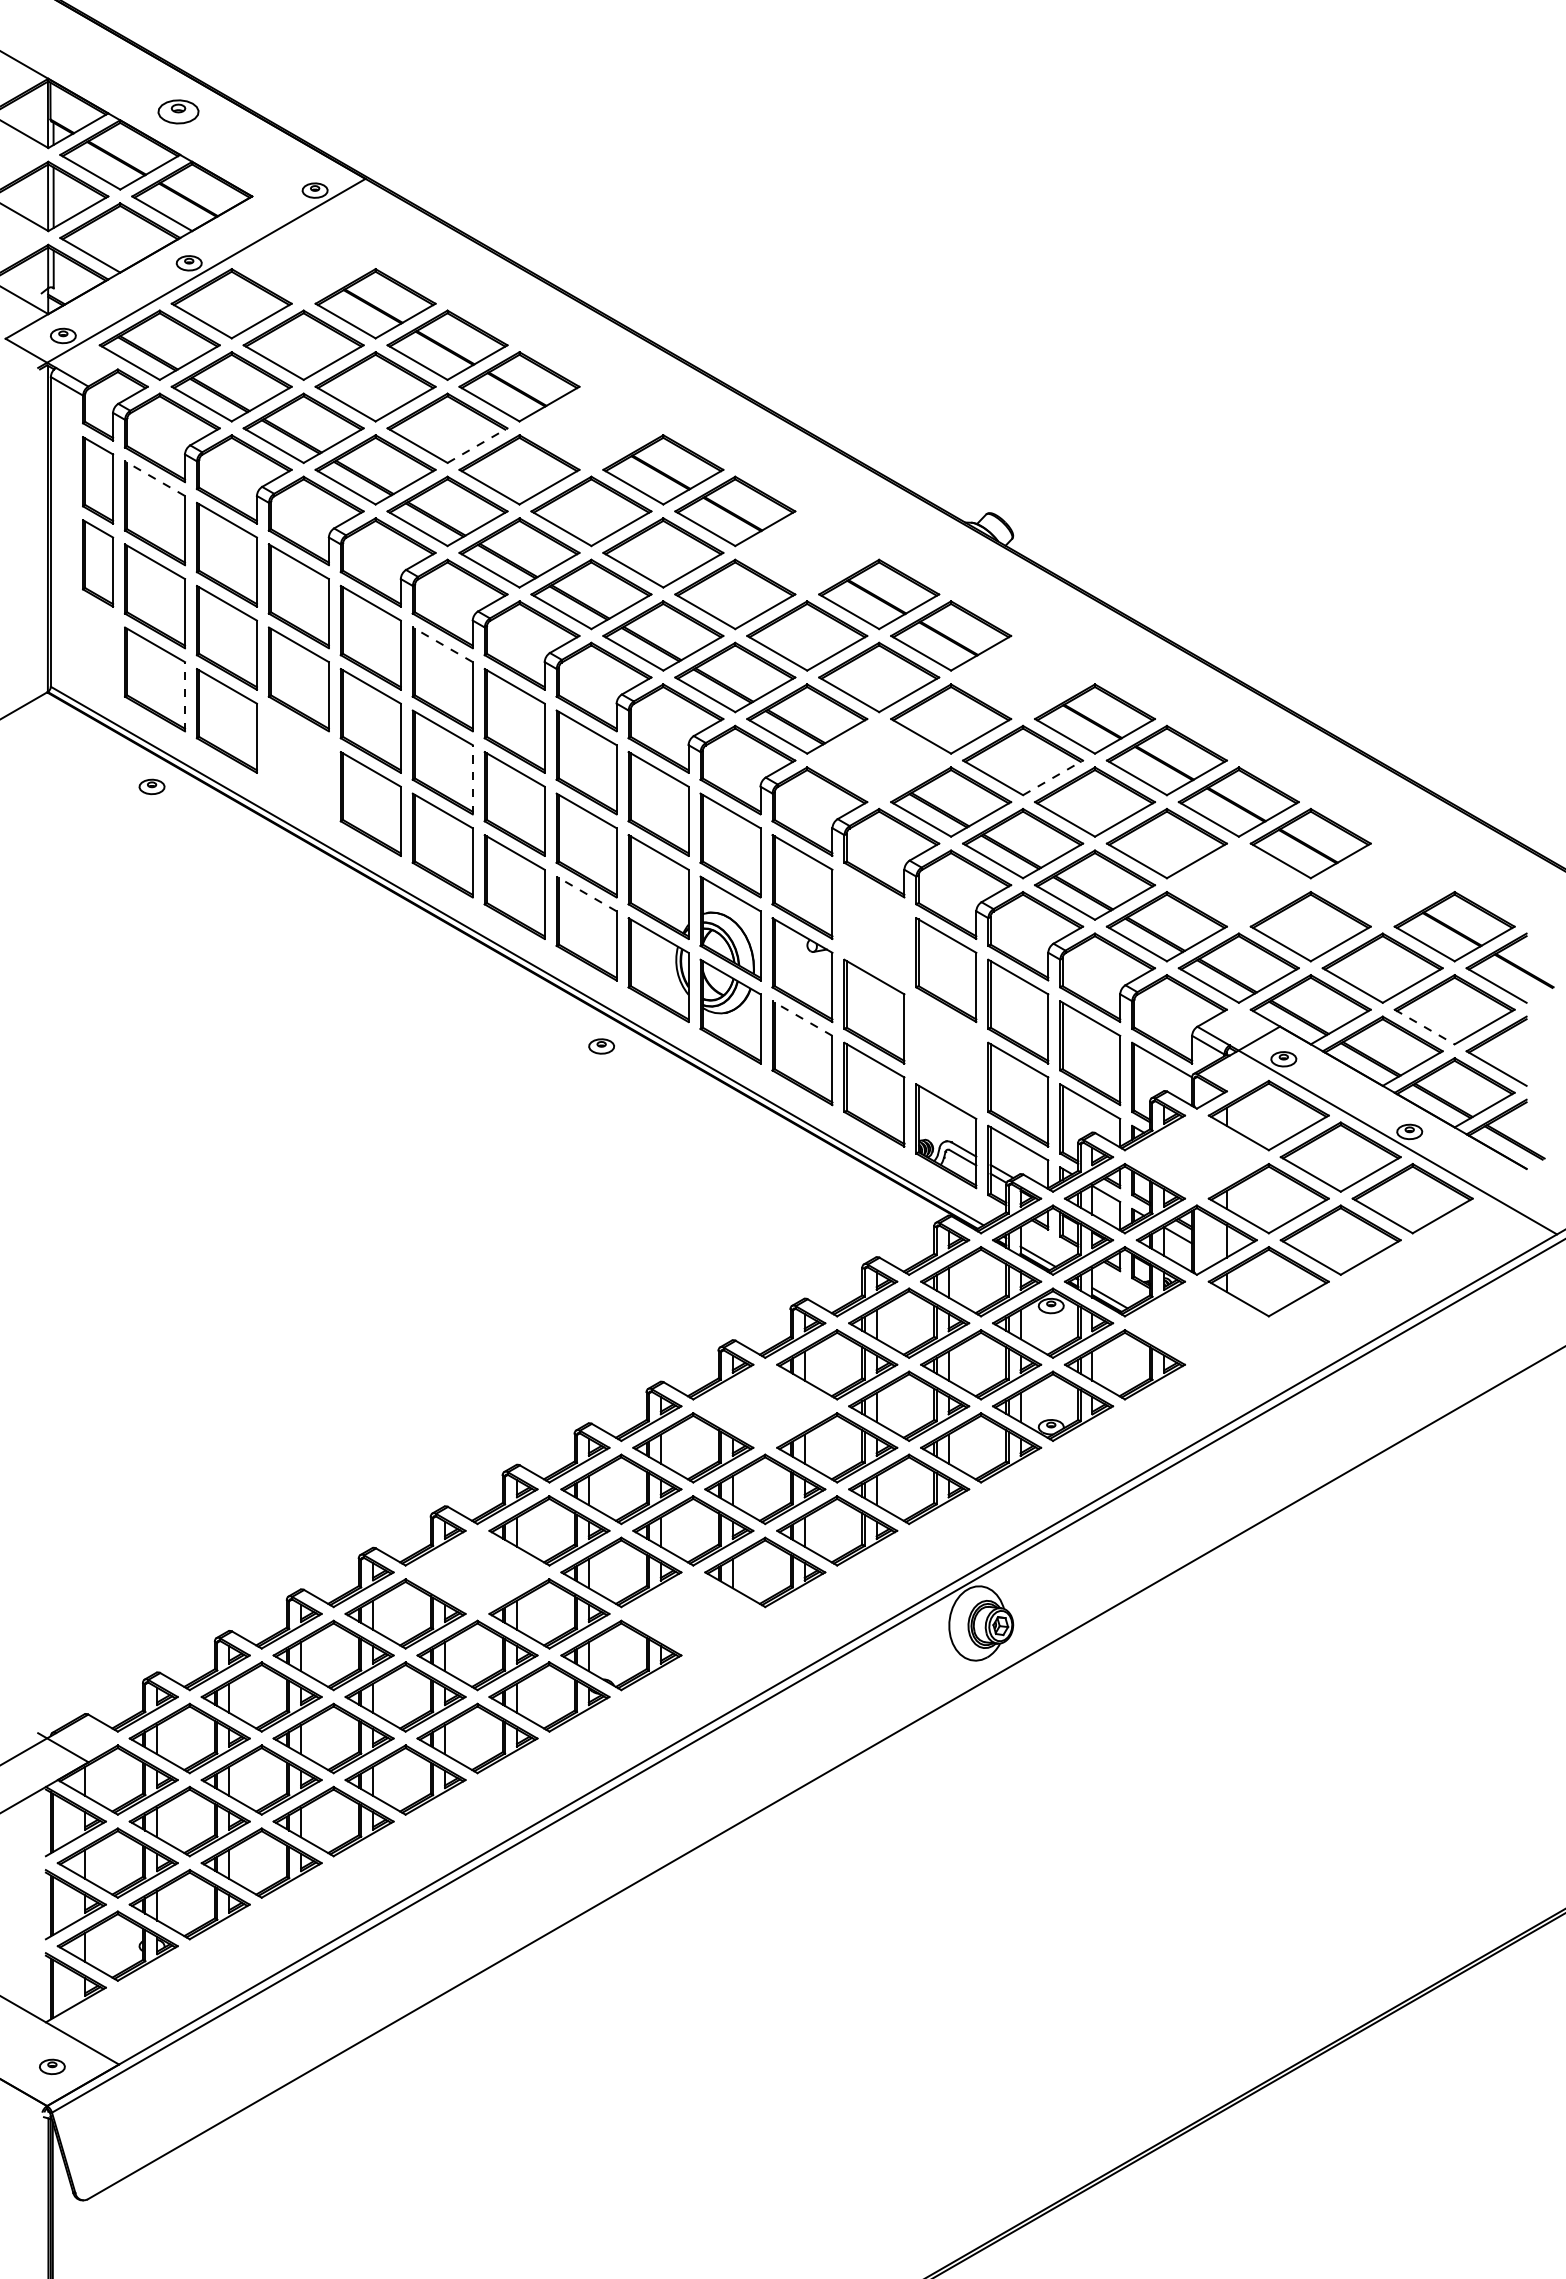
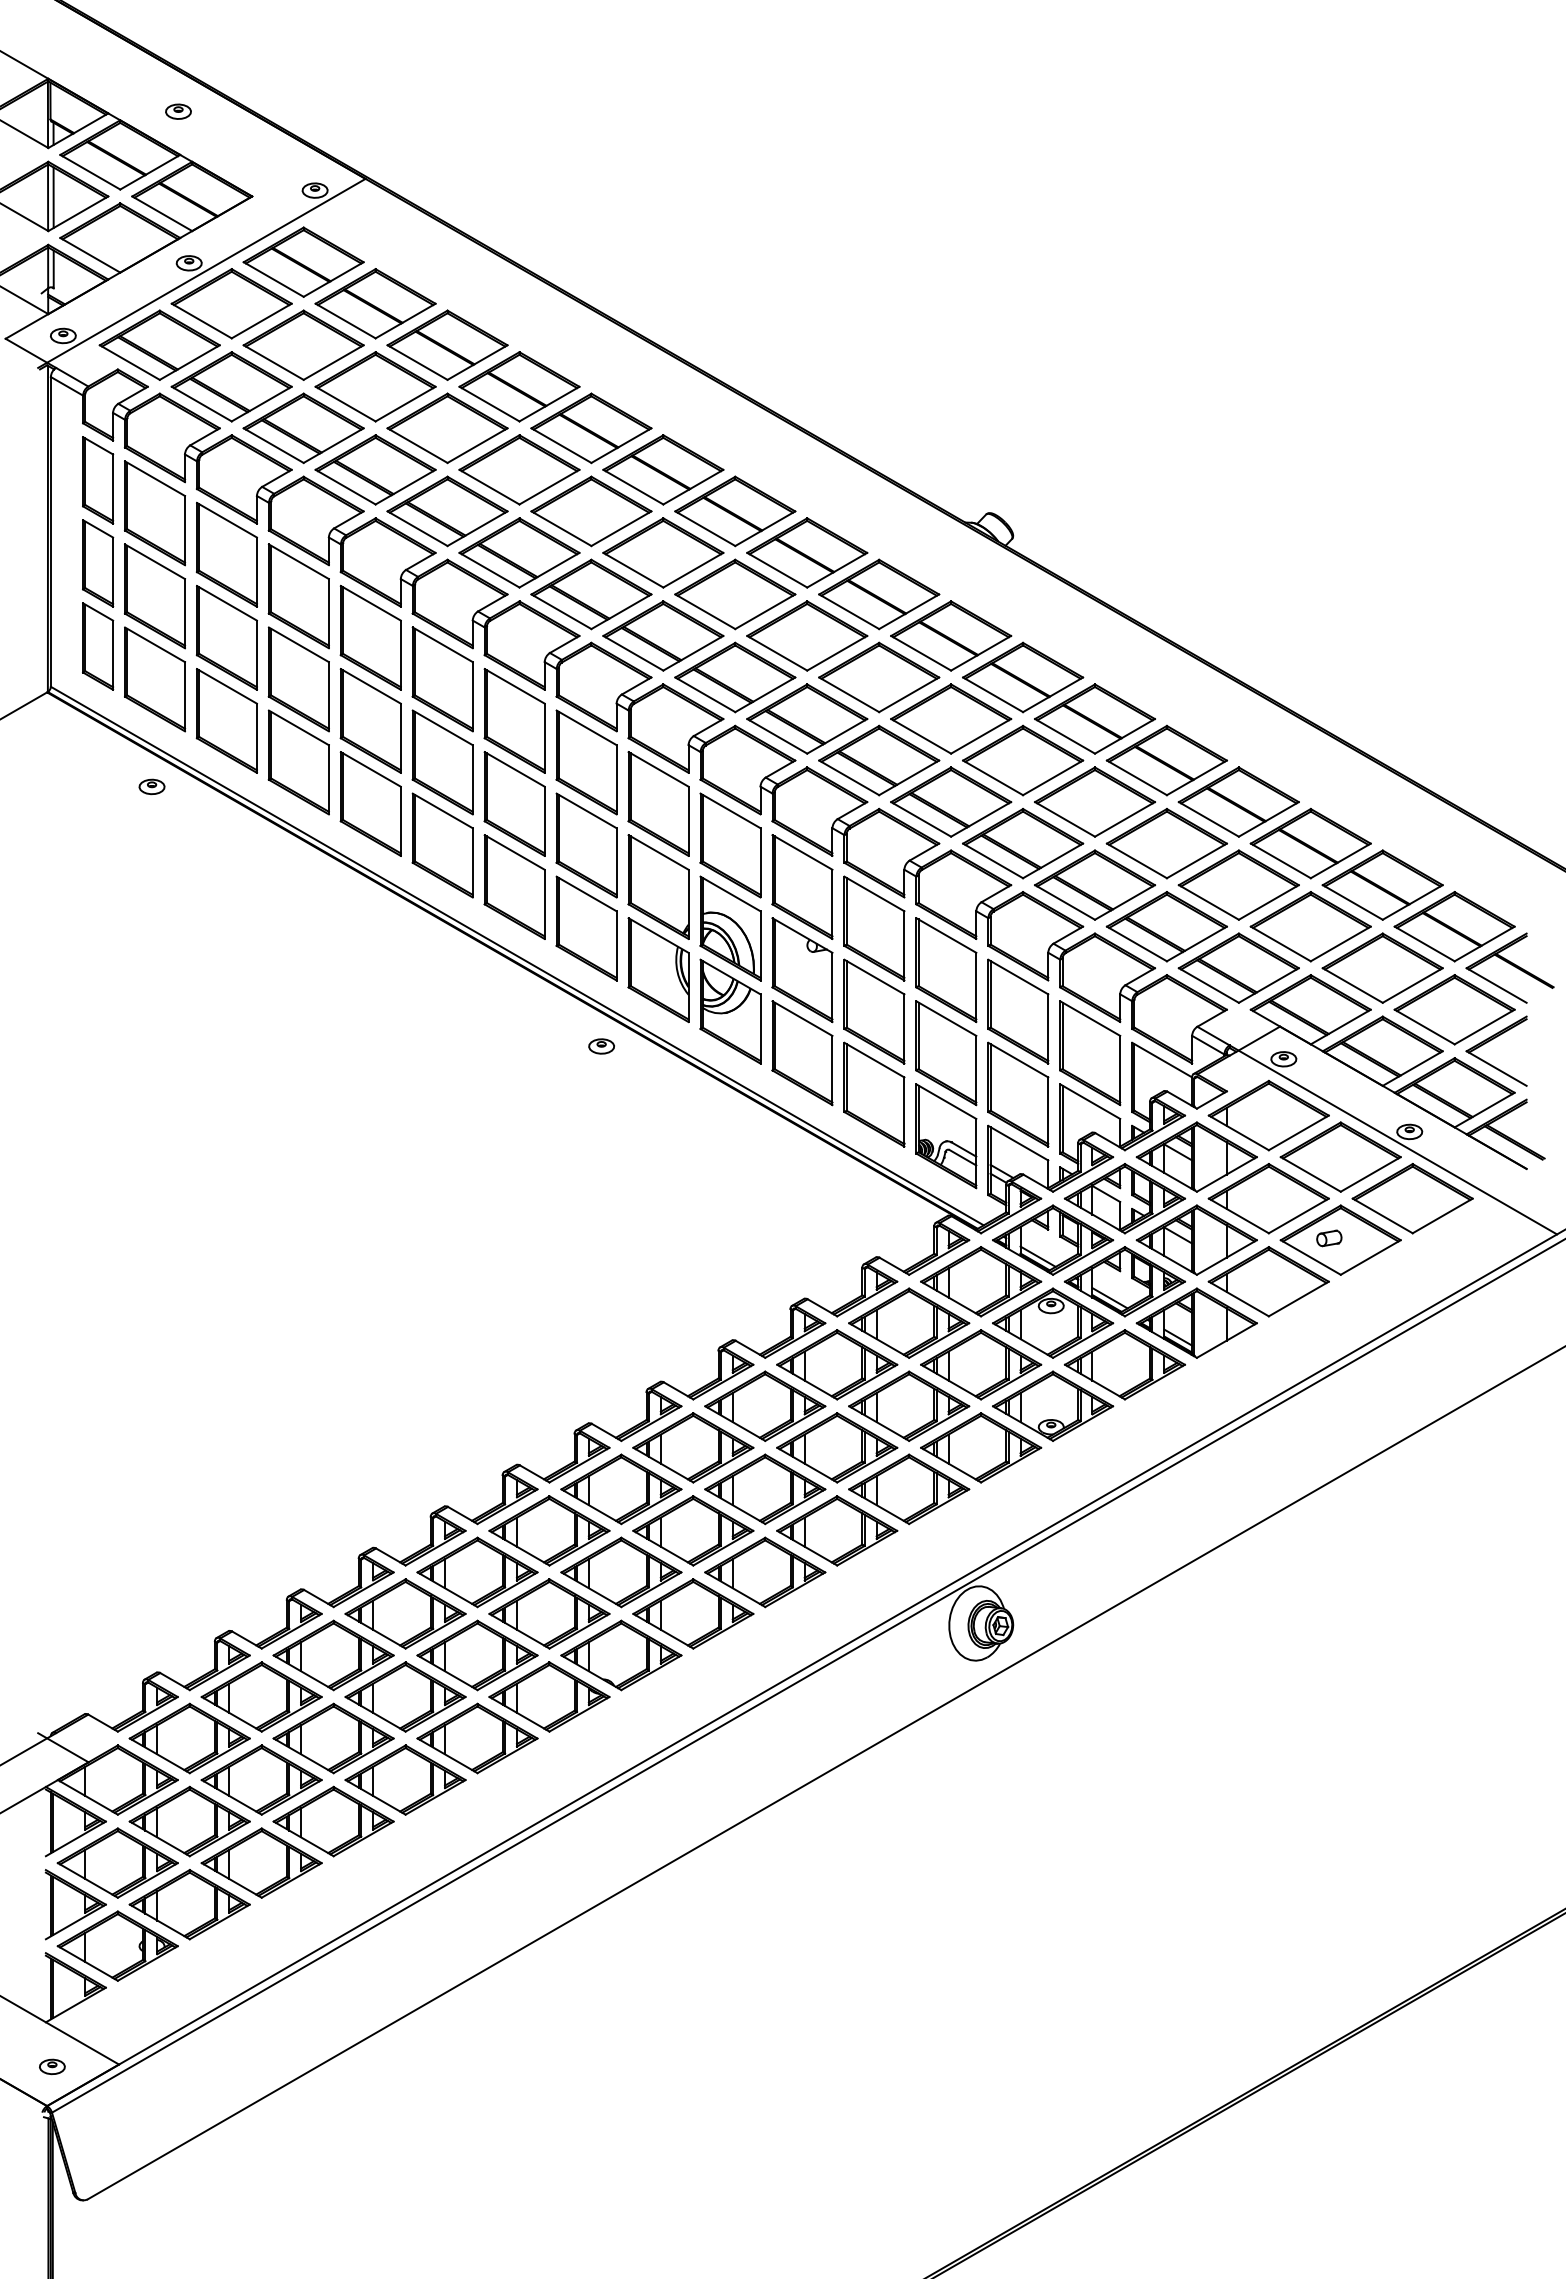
part size: 43x26 px -> 27x17 px (178, 111)
part: none -> present (303, 261)
part: none -> present (591, 428)
line: dashed -> solid (477, 445)
line: dashed -> solid (155, 478)
part: none -> present (807, 552)
line: dashed -> solid (442, 644)
part: none -> present (98, 646)
part: none -> present (1023, 677)
line: dashed -> solid (185, 696)
part: none -> present (879, 760)
part: none -> present (298, 762)
line: dashed -> solid (1053, 777)
line: dashed -> solid (472, 779)
part: none -> present (1238, 884)
part: none -> present (1382, 884)
line: dashed -> solid (586, 894)
part: none -> present (874, 928)
line: dashed -> solid (802, 1018)
line: dashed -> solid (1424, 1027)
part: none -> present (946, 1053)
part: none -> present (1196, 1156)
part: none -> present (1329, 1238)
part: none -> present (1196, 1322)
part: none -> present (765, 1405)
part: none -> present (477, 1572)
part: none -> present (693, 1613)
